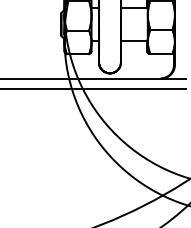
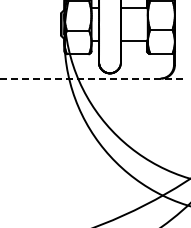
line: solid -> dashed (92, 78)
line: present -> none (93, 89)
